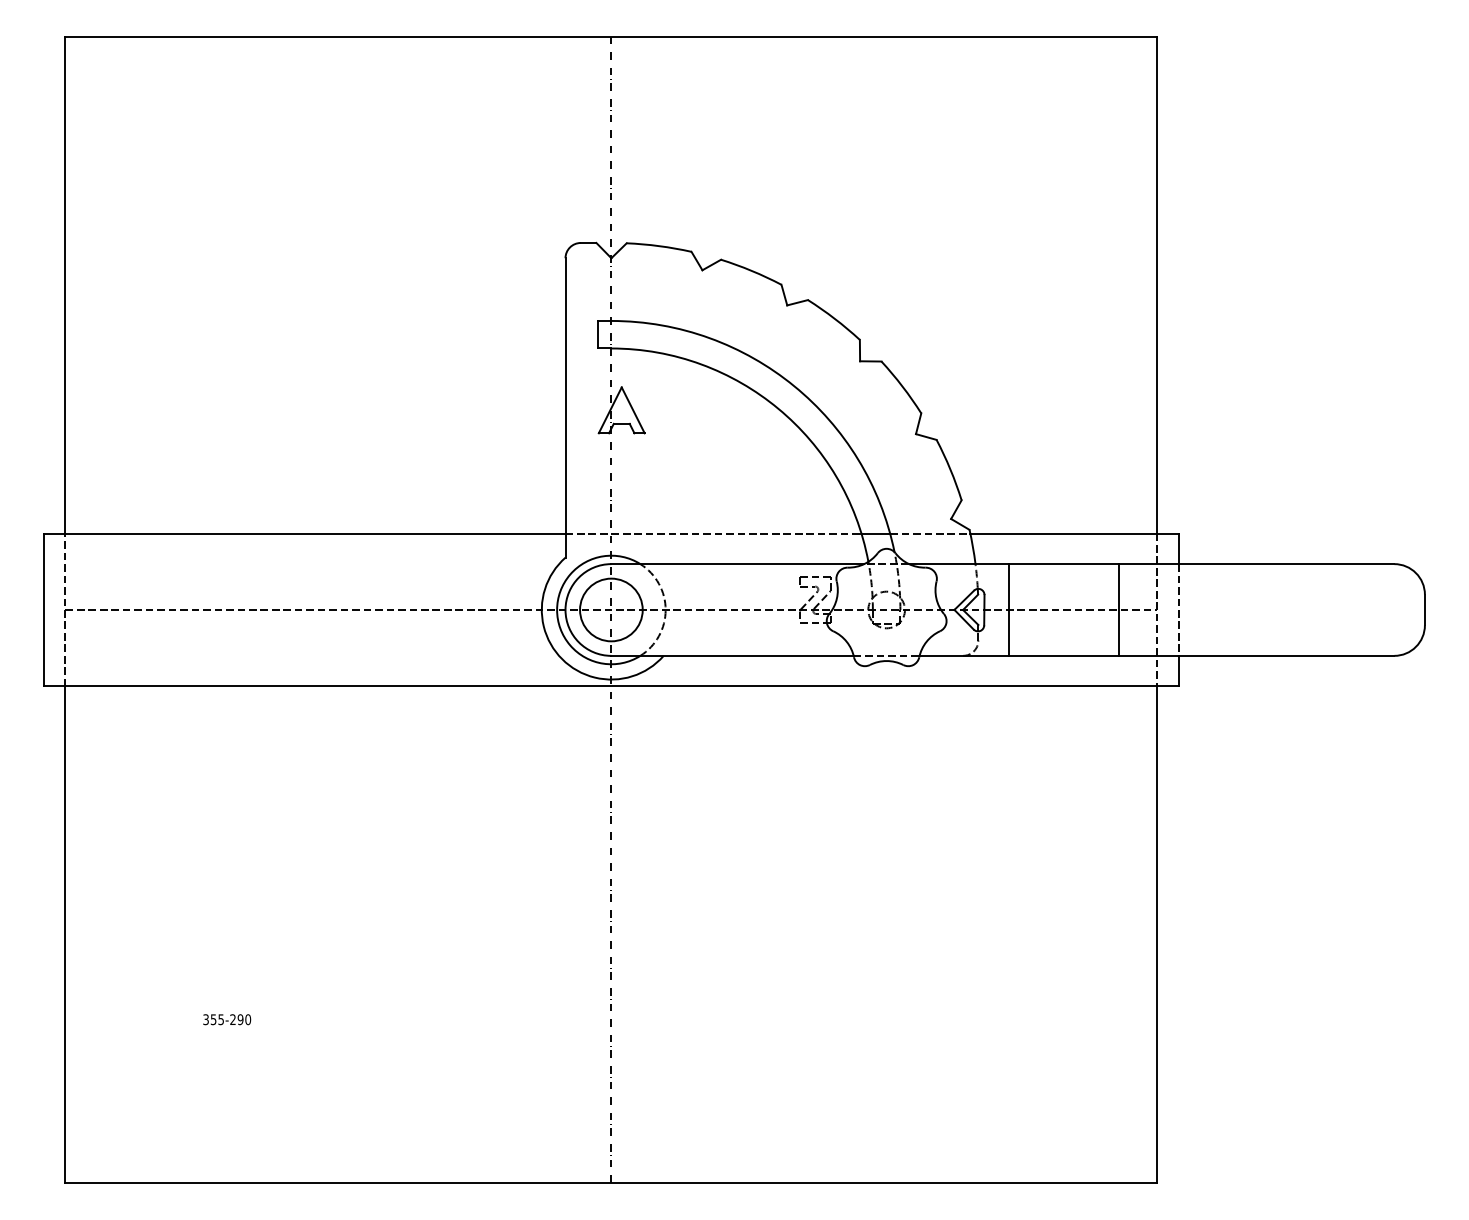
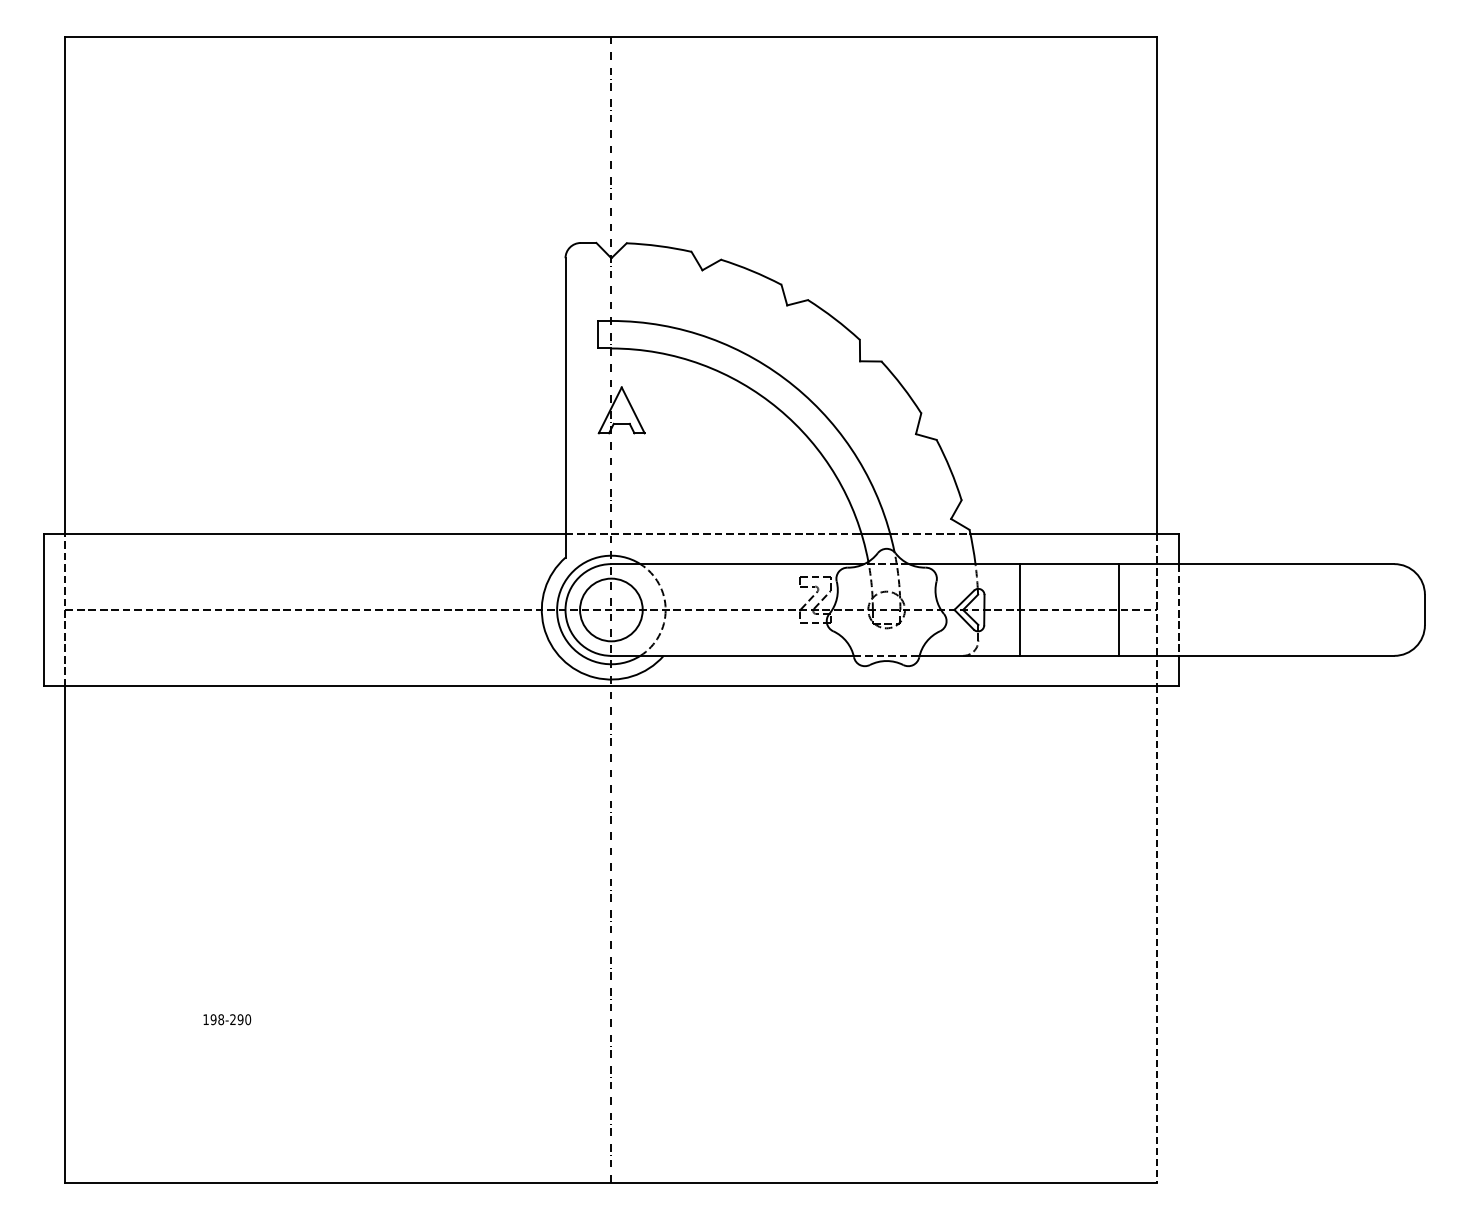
line position: (1008, 609) -> (1019, 609) (1019, 609)
line: solid -> dashed (1157, 935)
text: 355-290 -> 198-290 (213, 1019)
